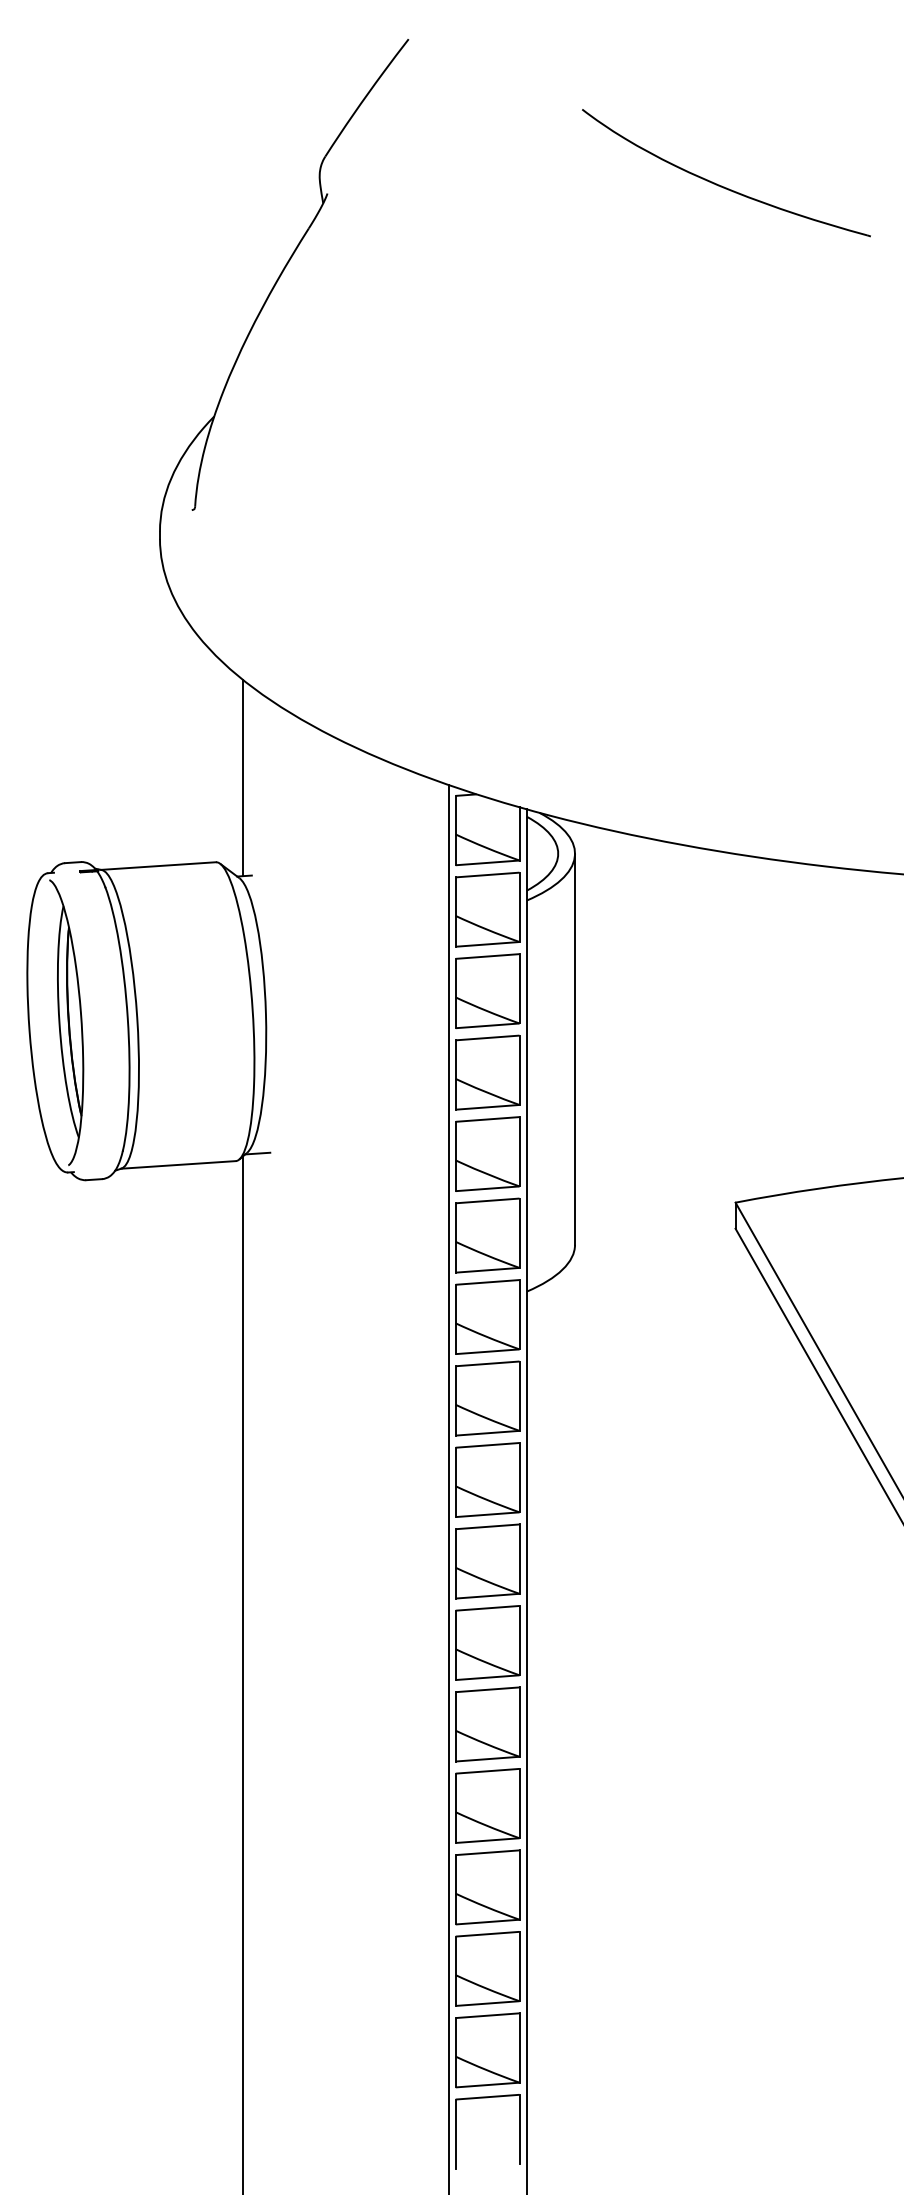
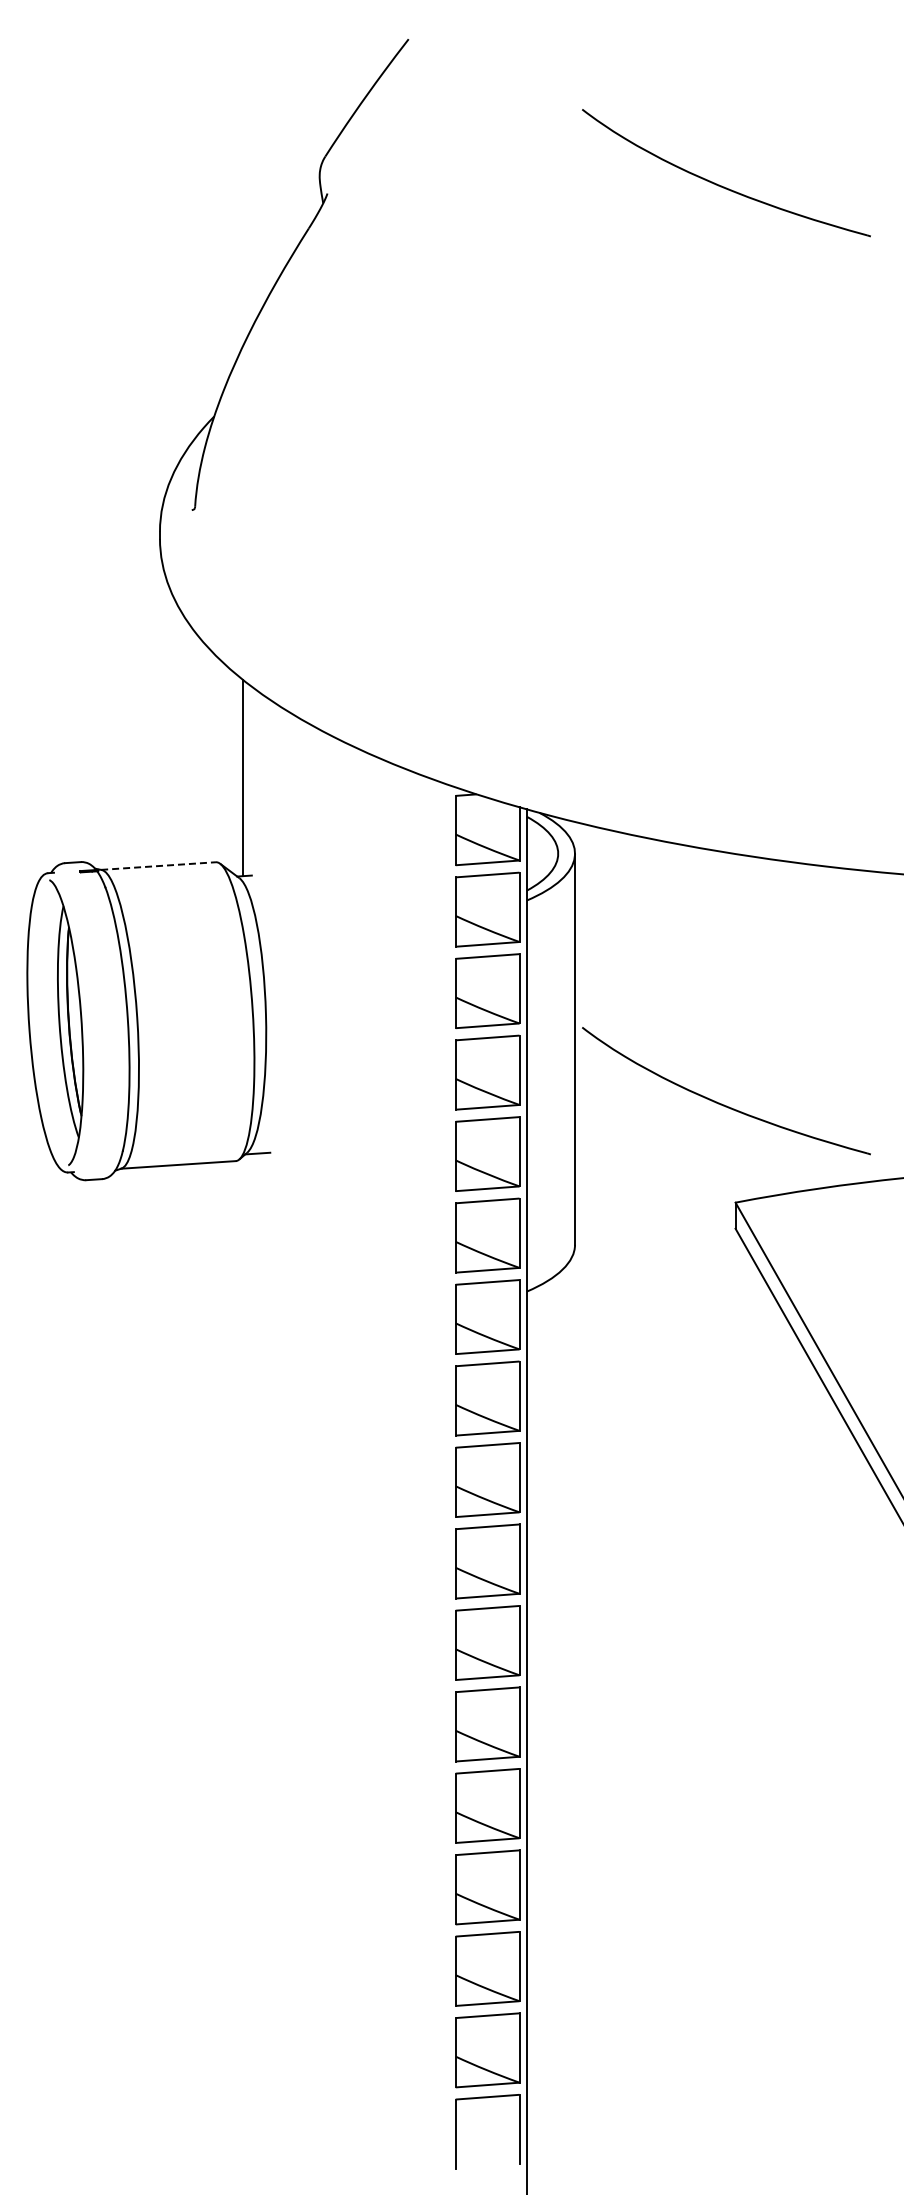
line: solid -> dashed (158, 866)
part: none -> present (721, 1103)
line: present -> none (448, 1487)
line: present -> none (243, 1673)
